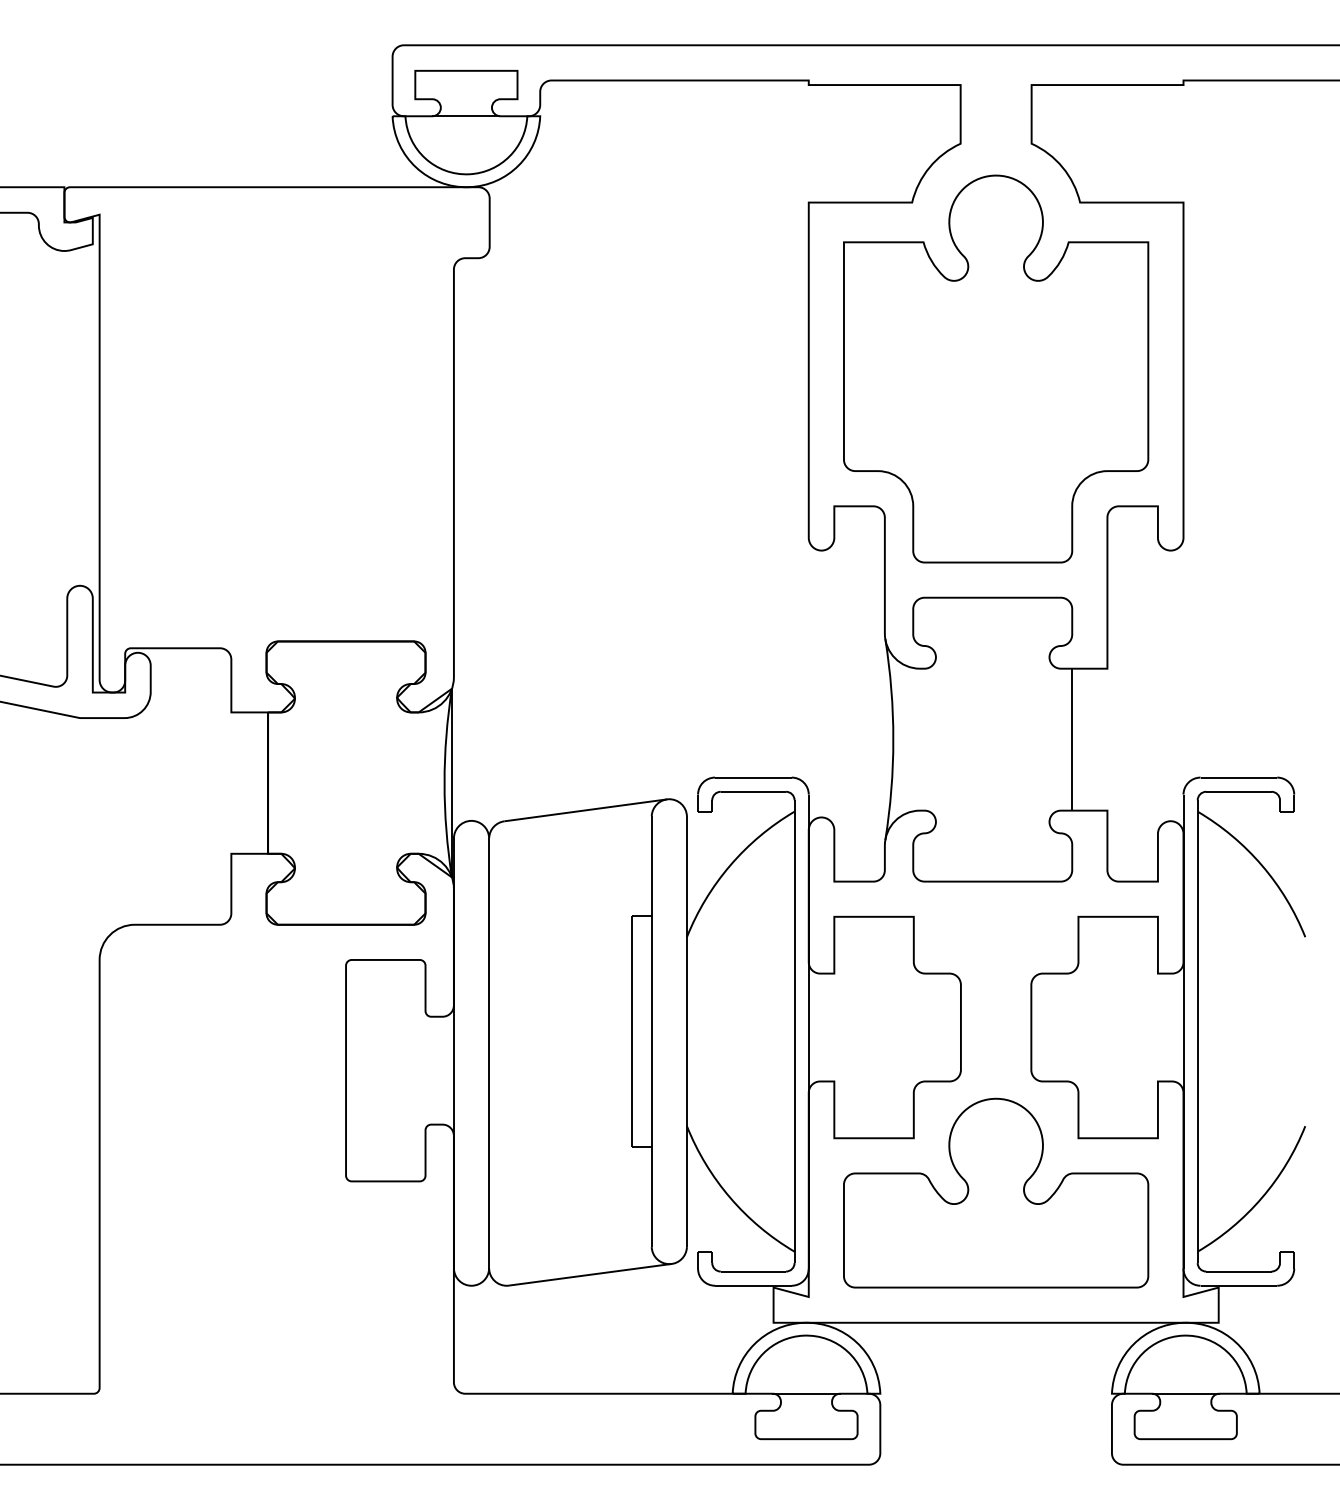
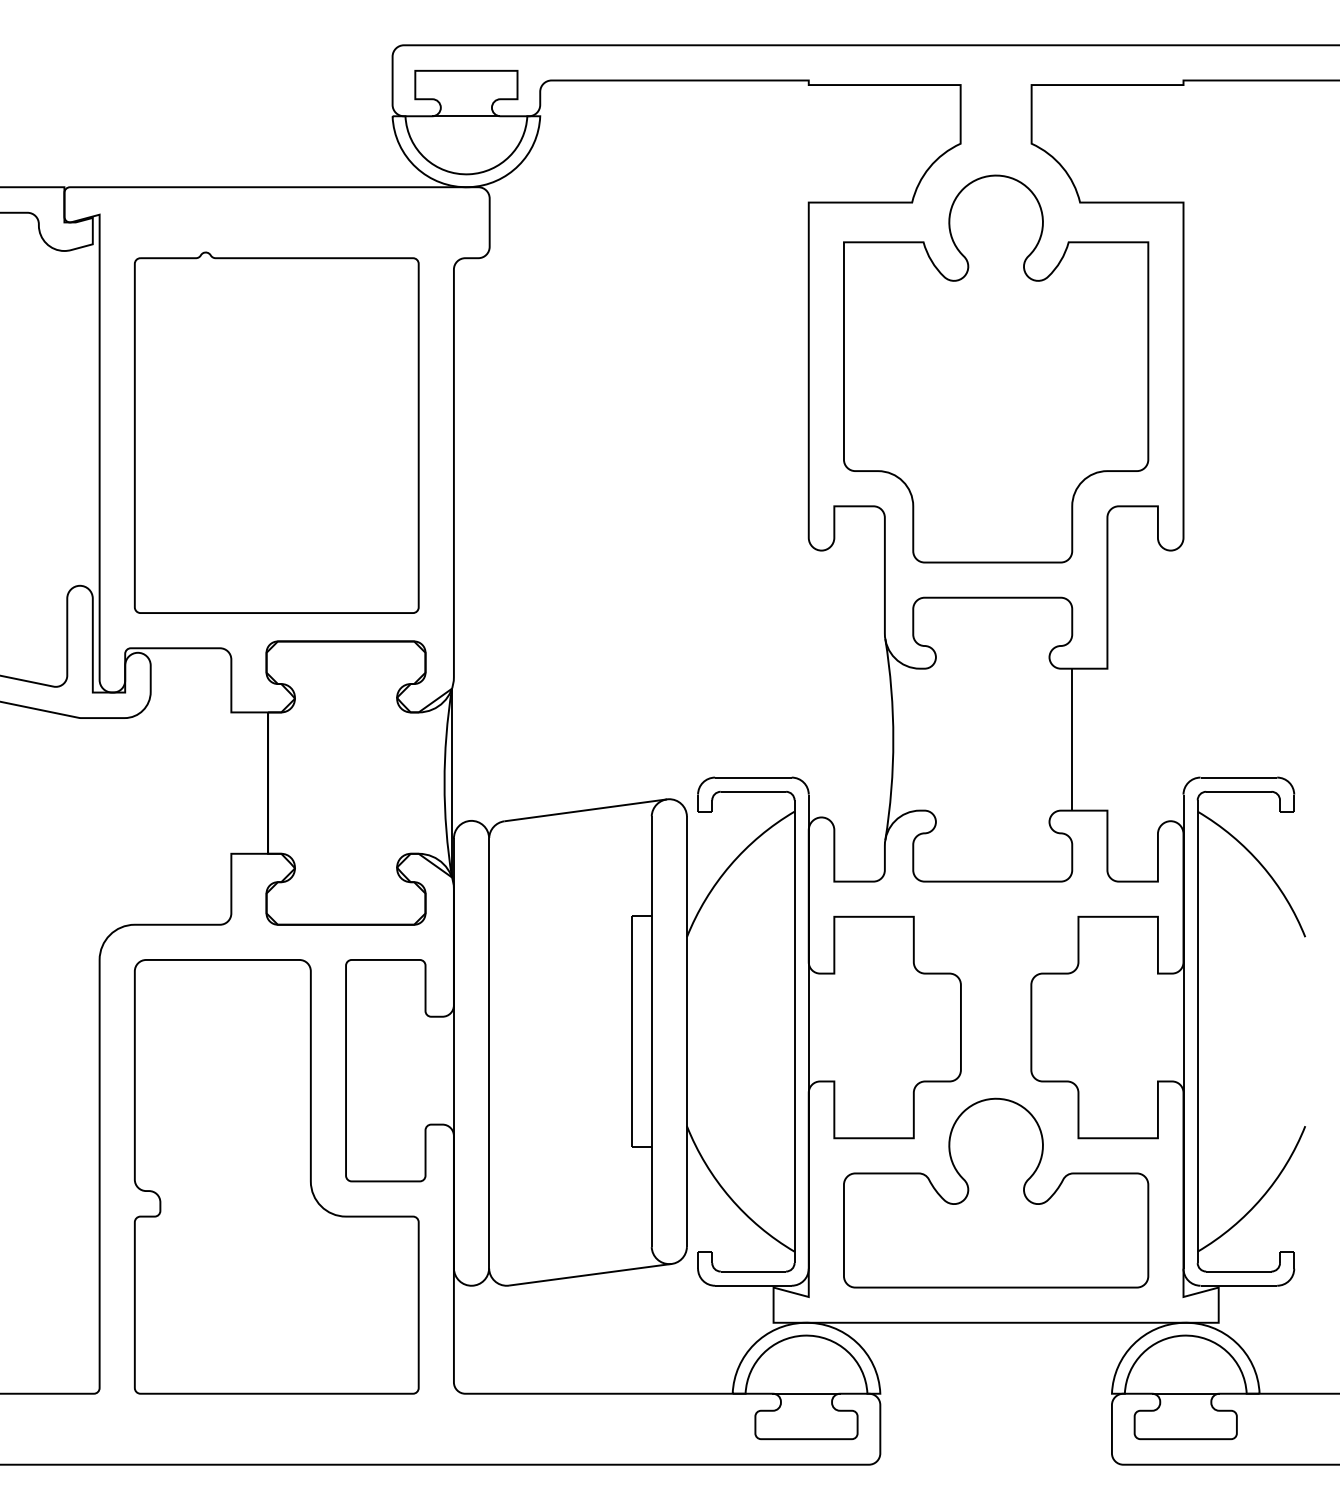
part: none -> present (276, 432)
part: none -> present (276, 1176)
